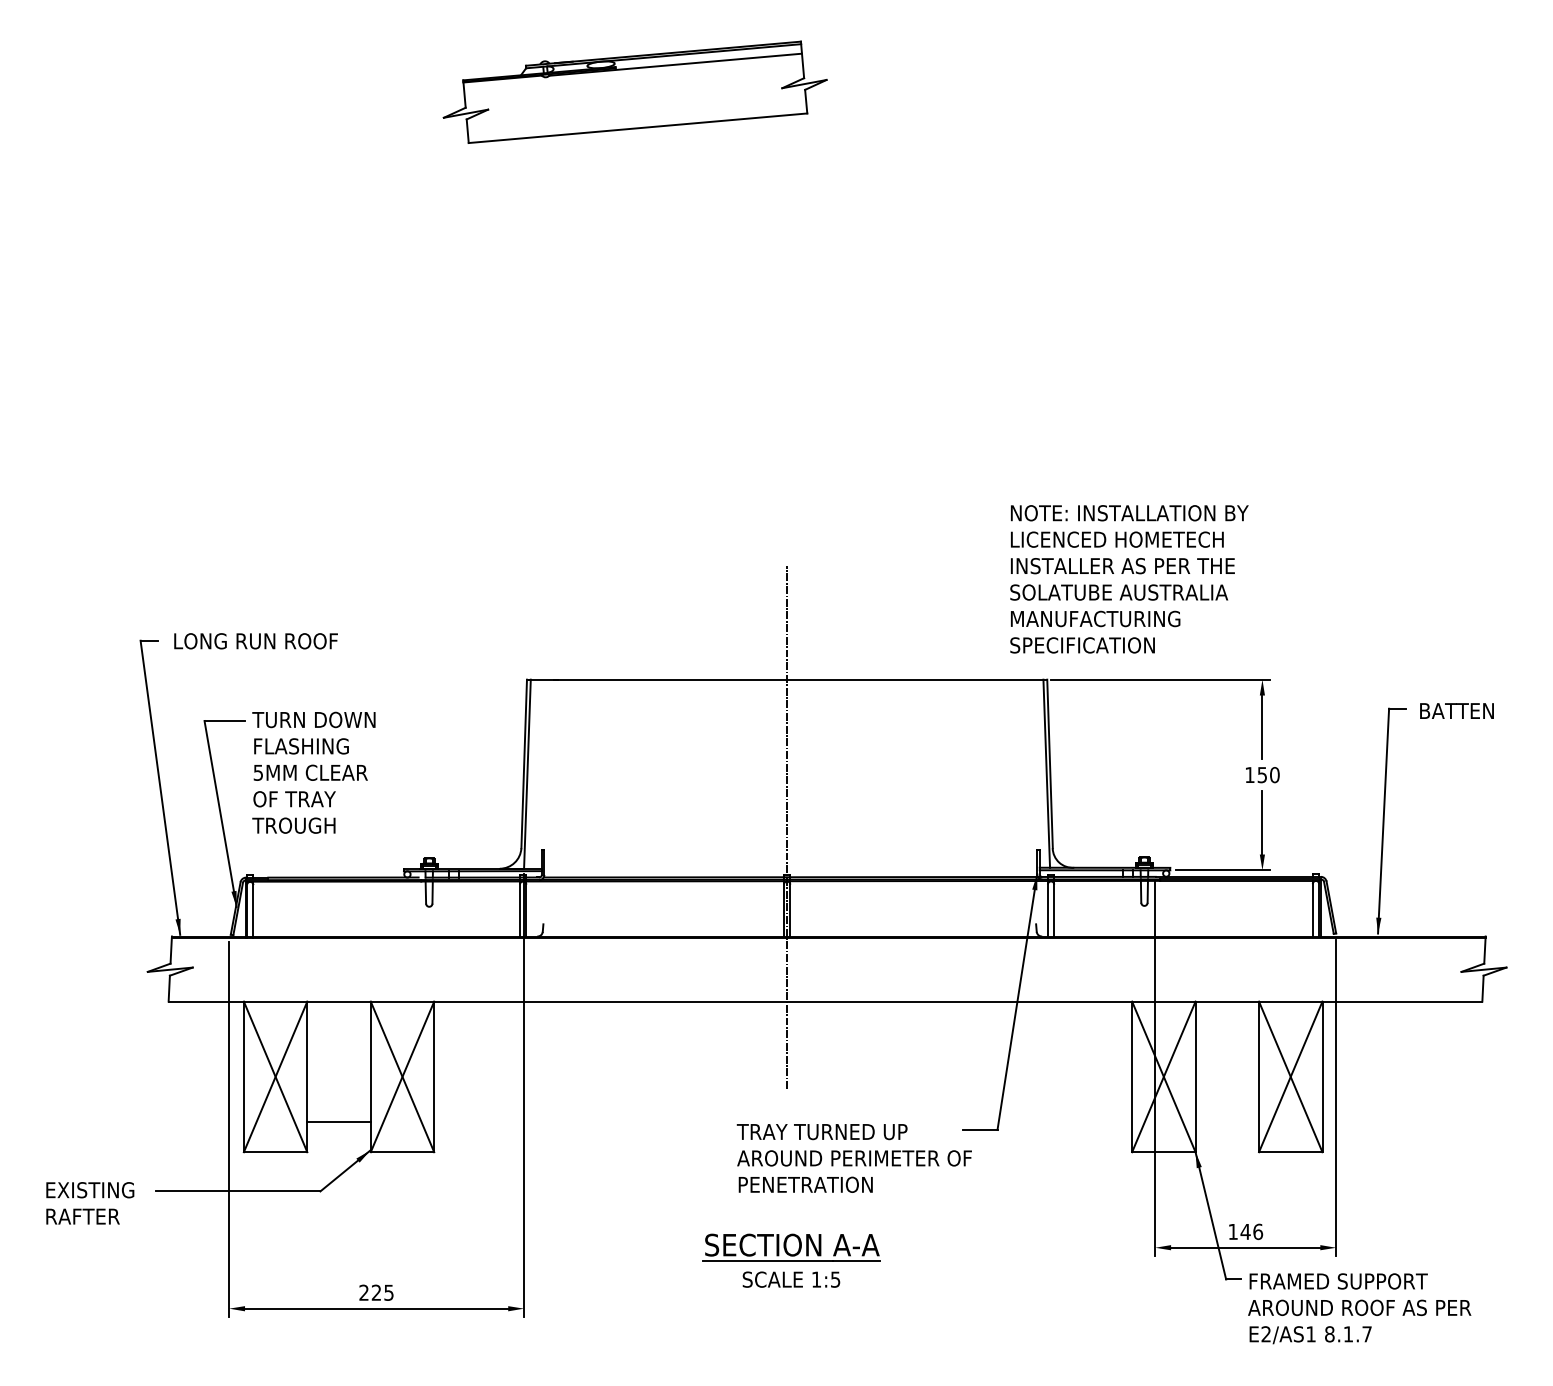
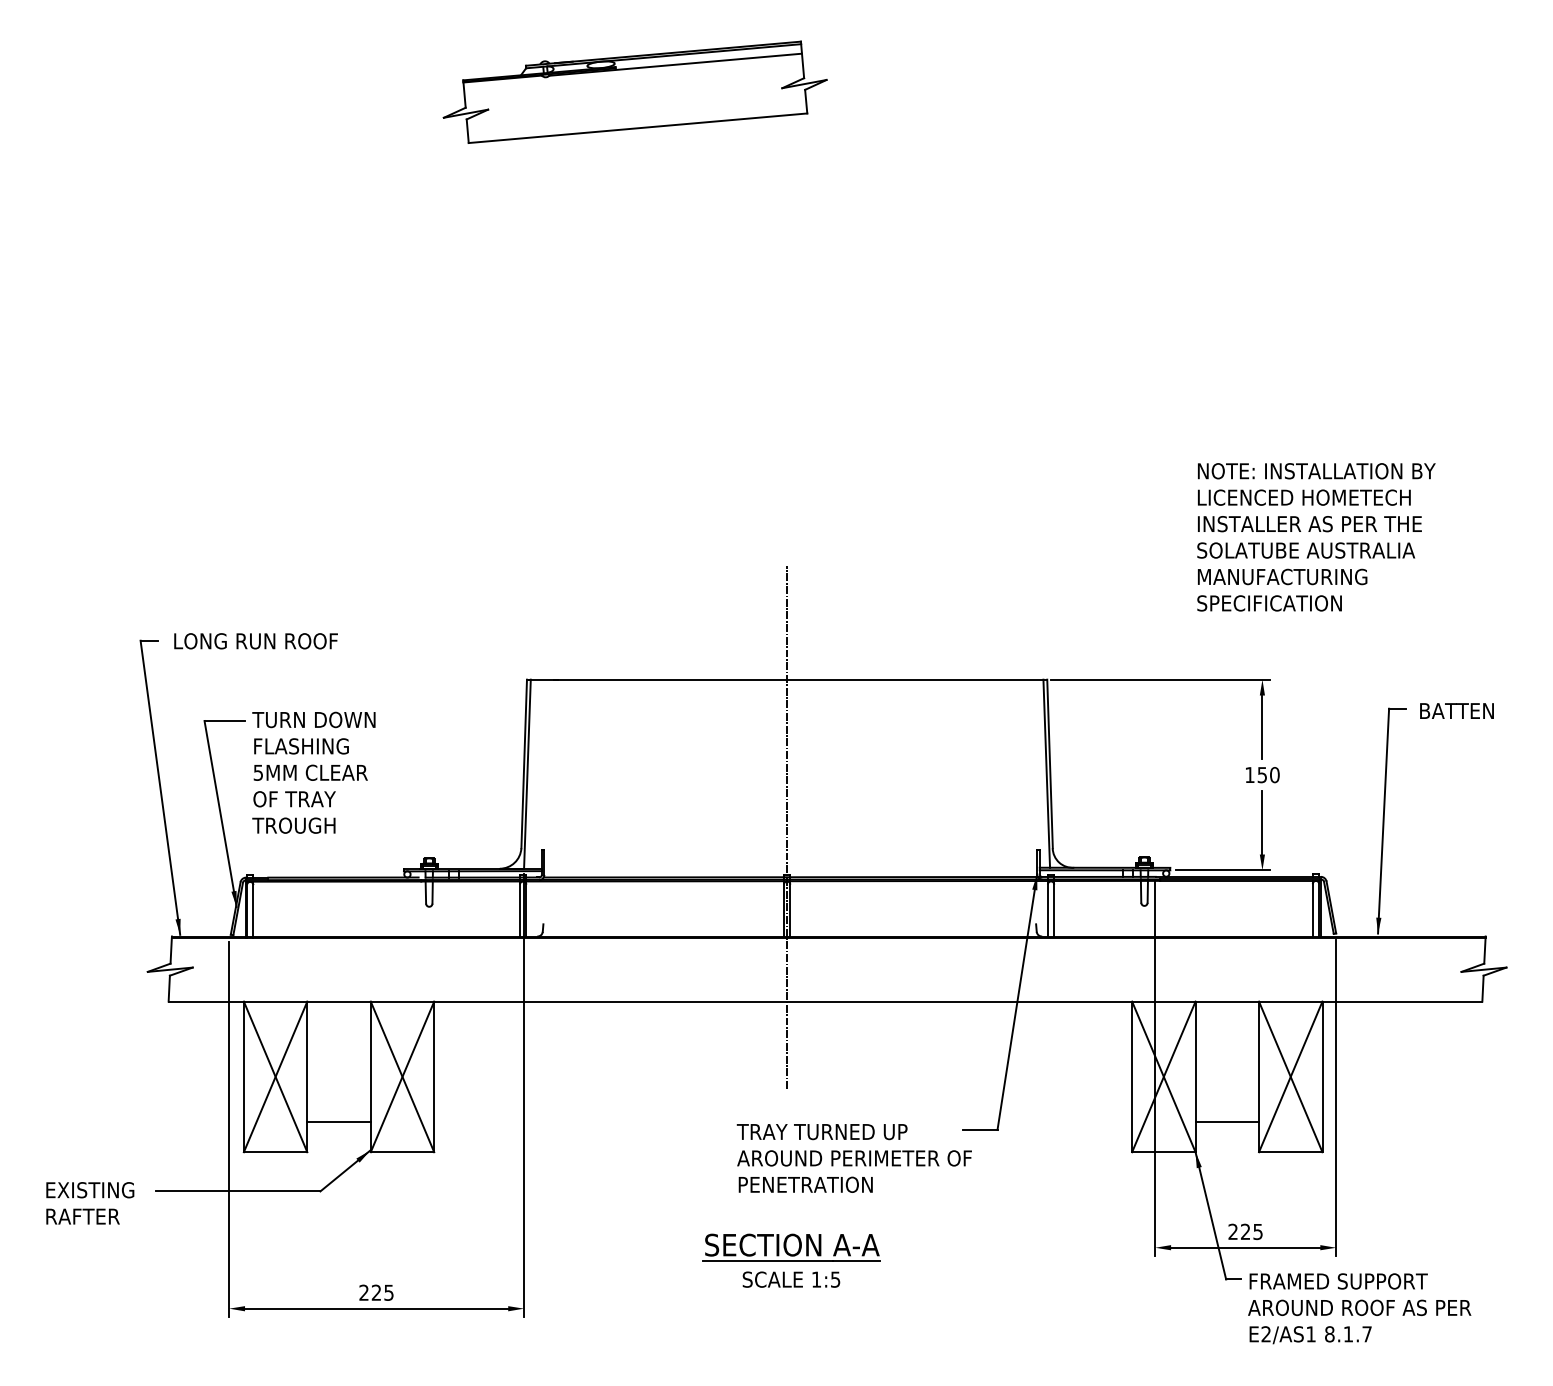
text position: (1129, 579) -> (1316, 537) (1316, 537)
line: none -> present (1227, 1121)
text: 146 -> 225 (1245, 1231)
